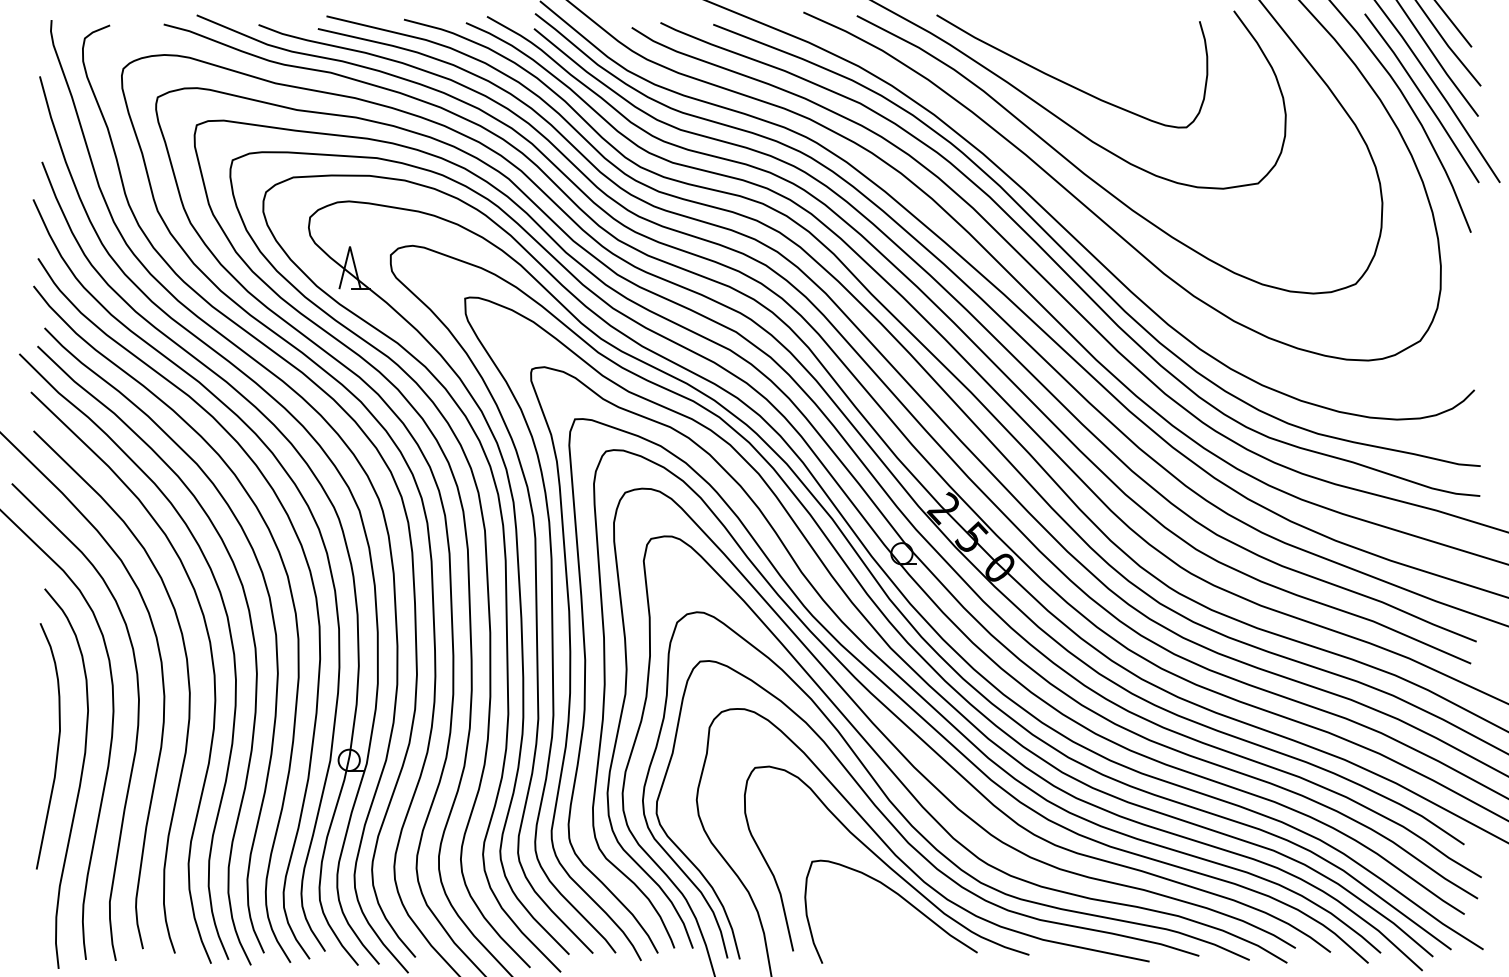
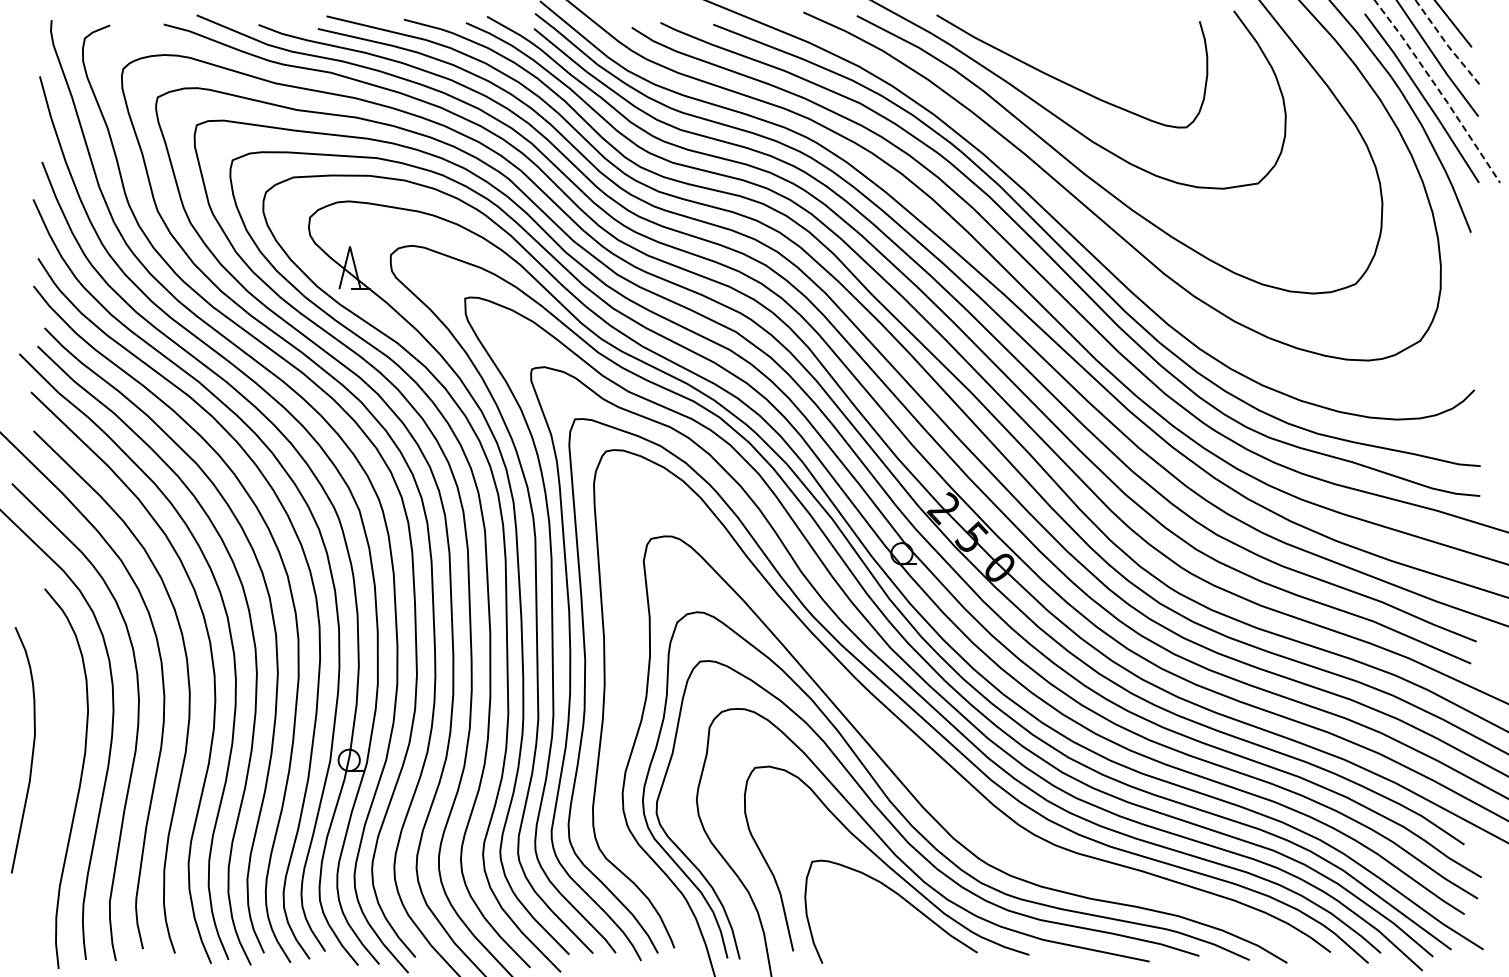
line: solid -> dashed (1447, 45)
line: solid -> dashed (1439, 90)
curve position: (56, 750) -> (31, 754) (31, 754)
curve: present -> none (908, 759)
